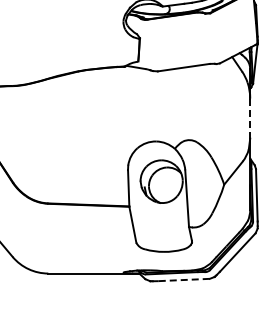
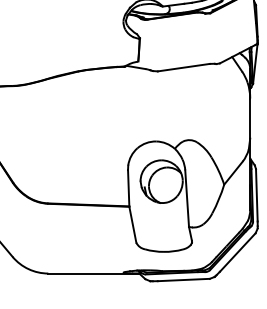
line: dashed -> solid (250, 118)
line: dashed -> solid (183, 280)
